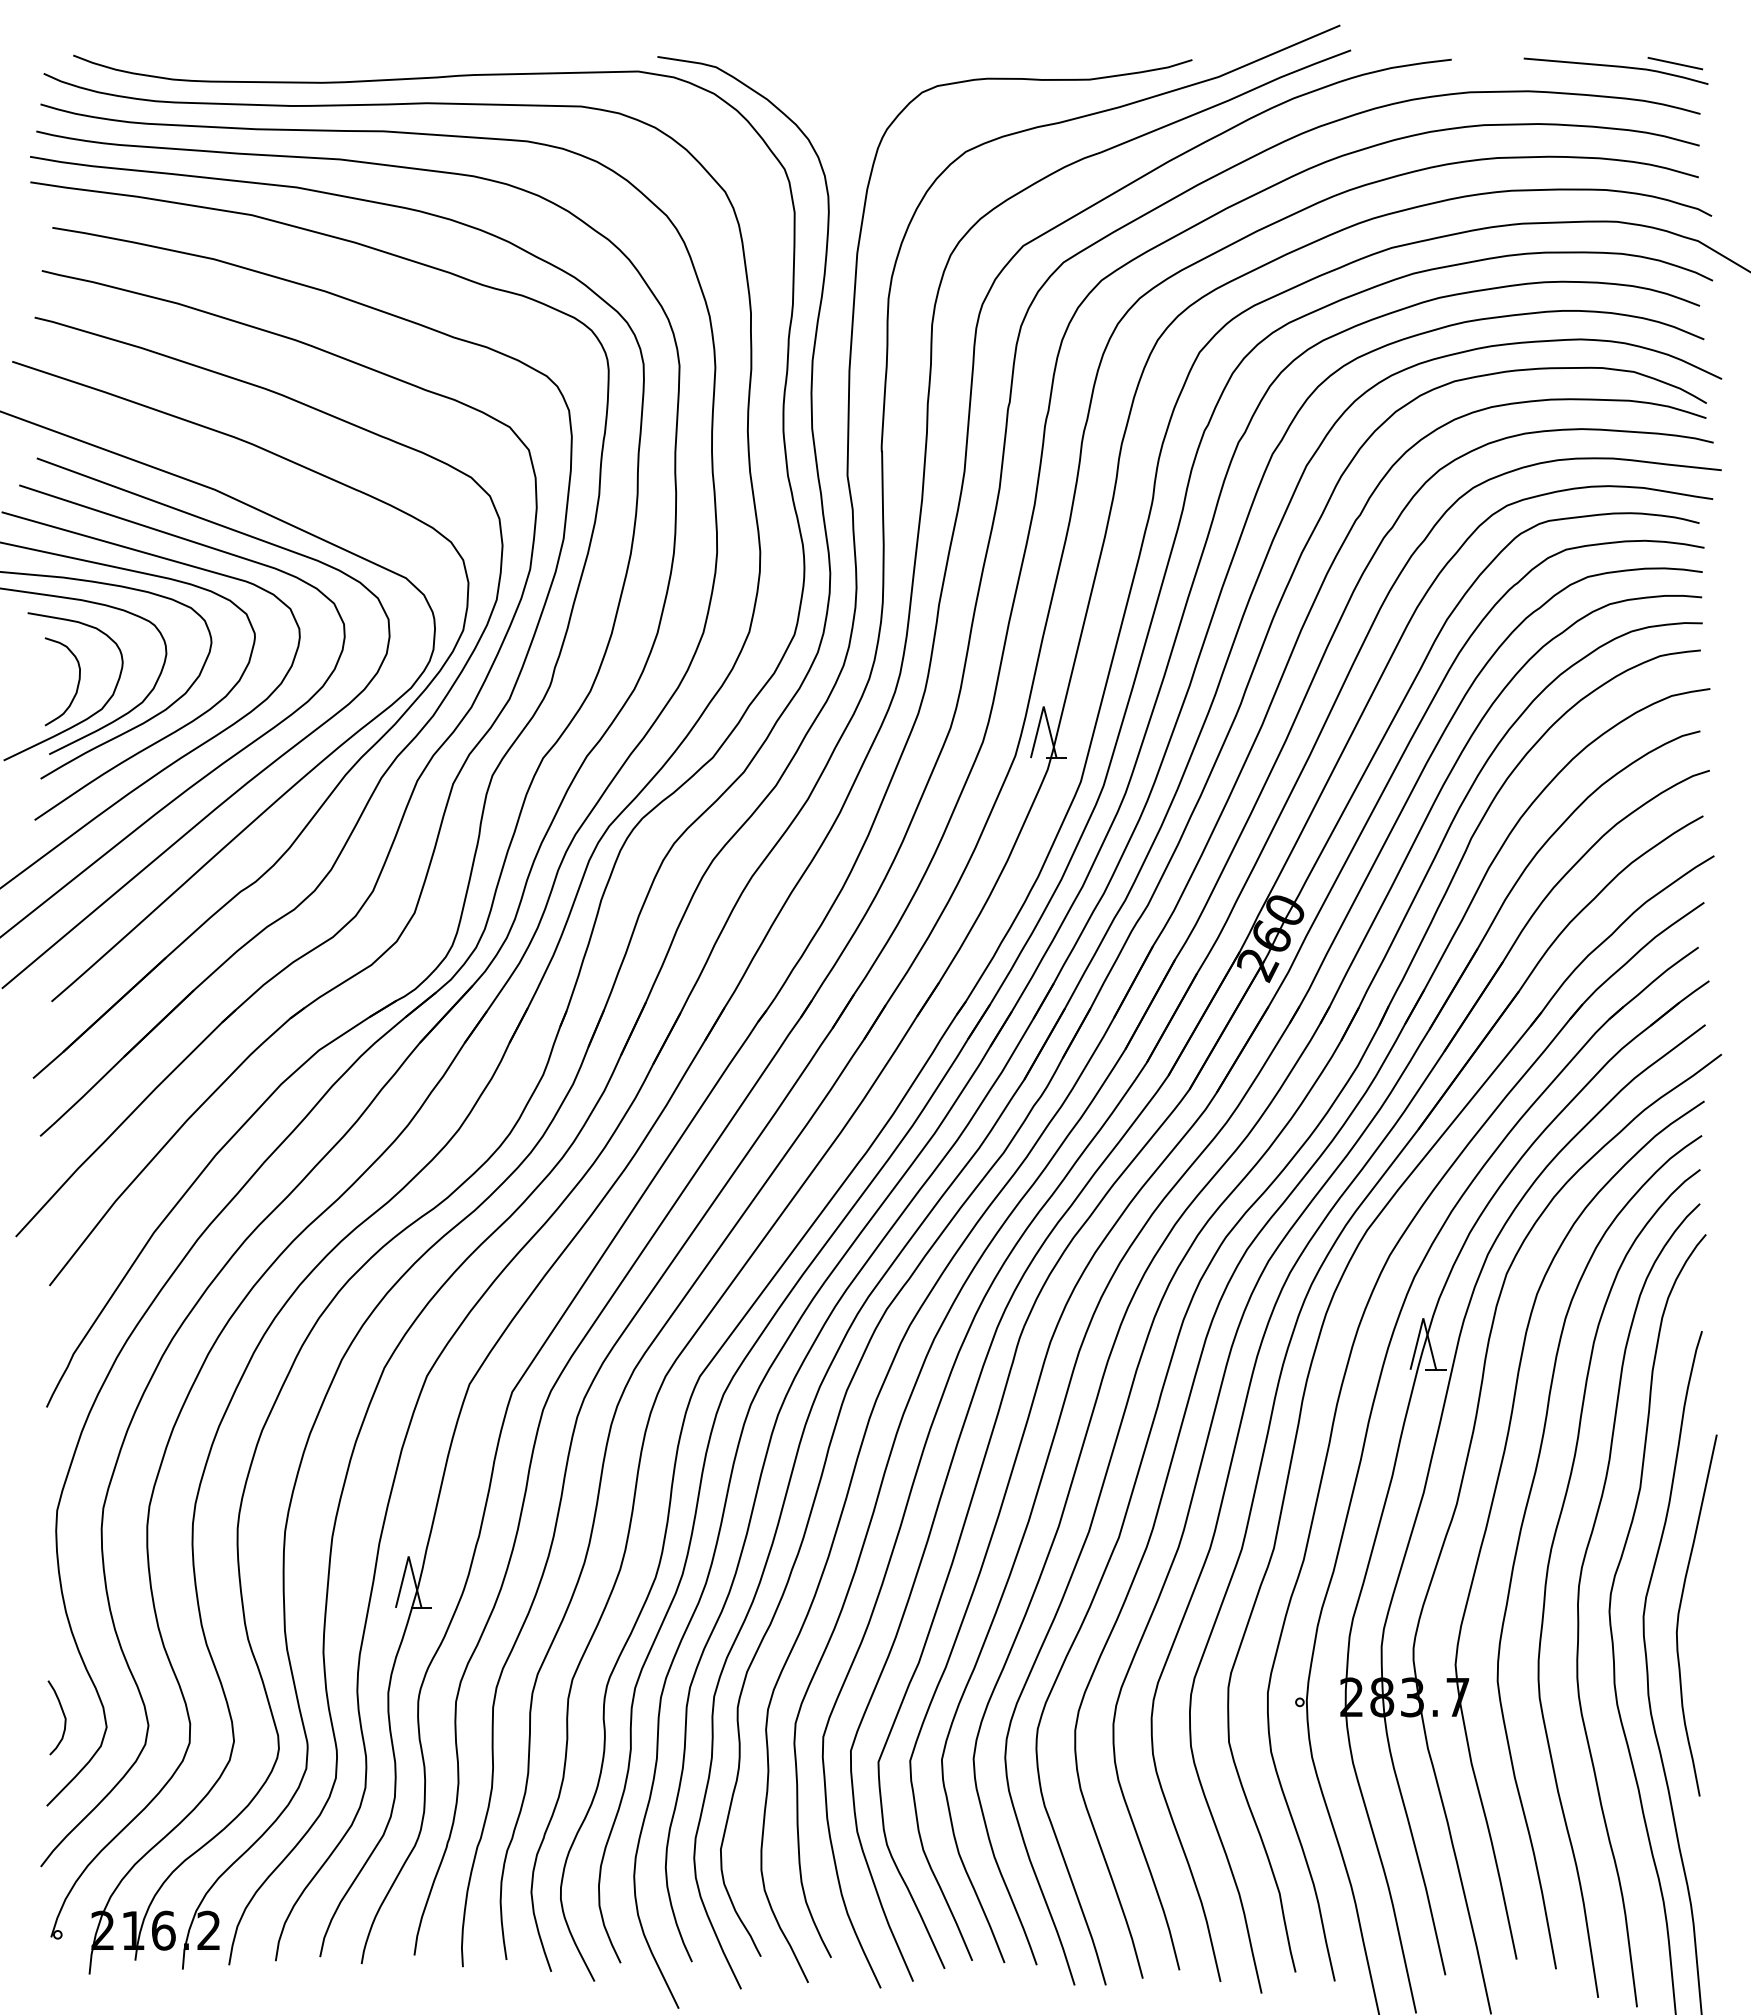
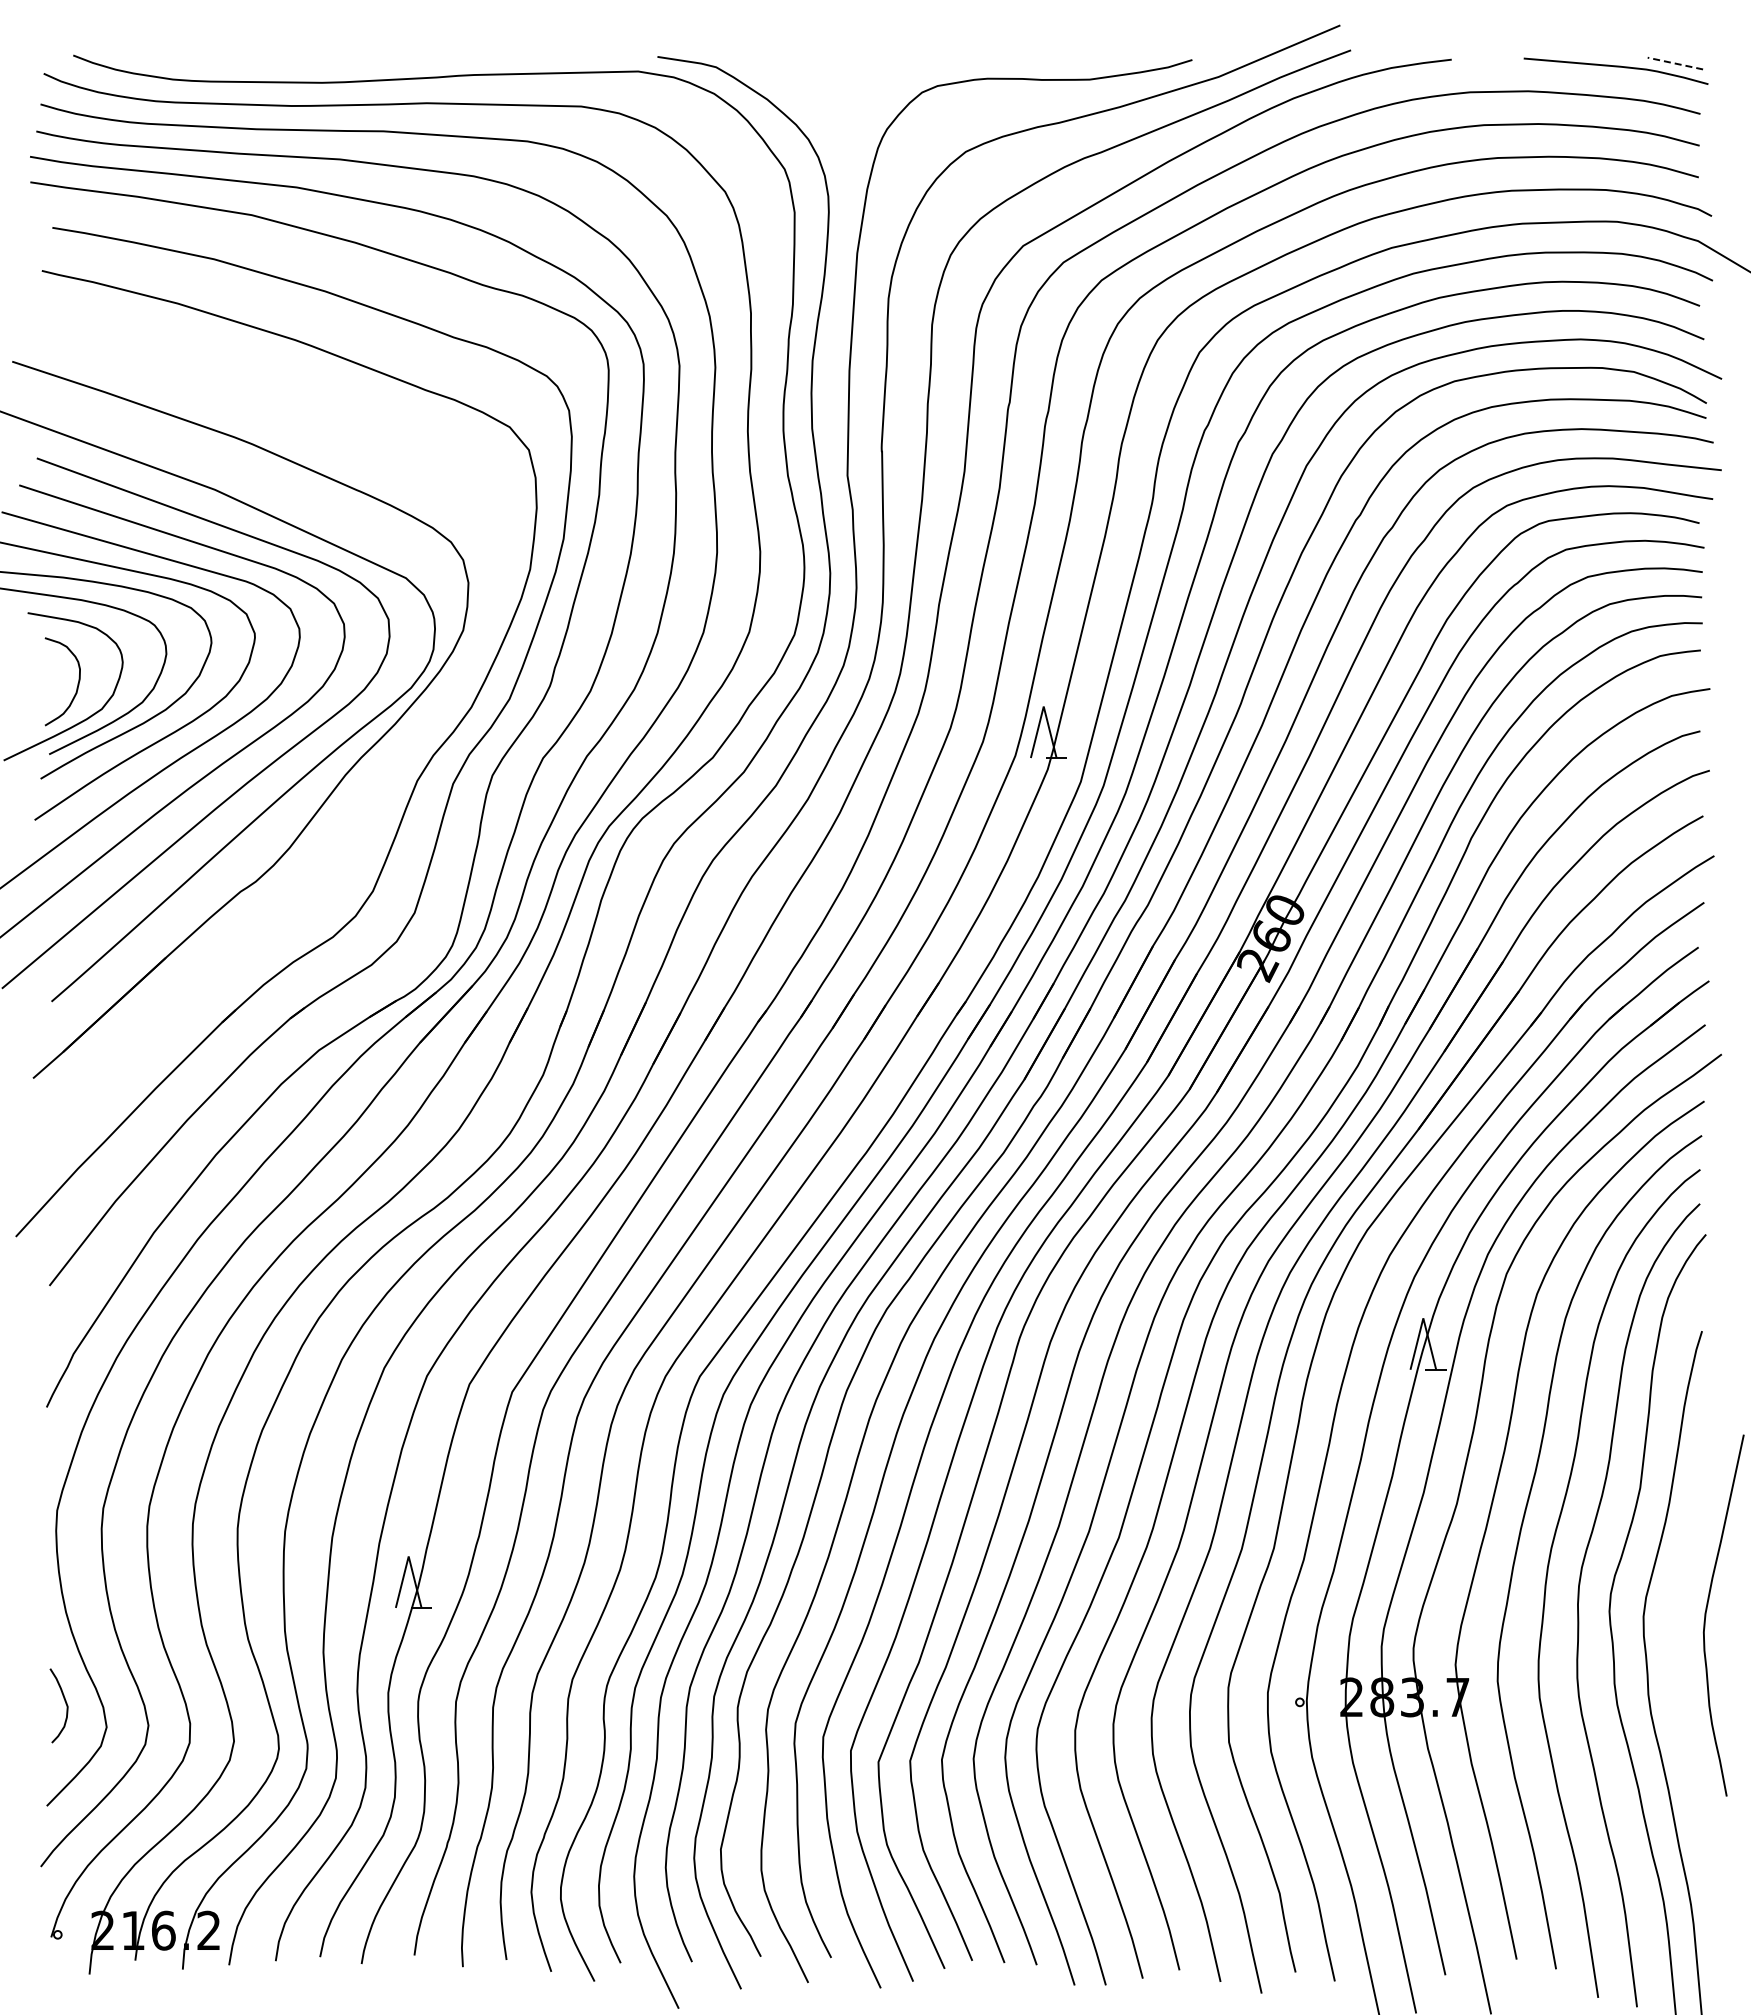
line: solid -> dashed (1674, 63)
part: present -> none (377, 782)
curve position: (1680, 1610) -> (1707, 1610) (1707, 1610)
curve position: (63, 1716) -> (65, 1704) (65, 1704)
